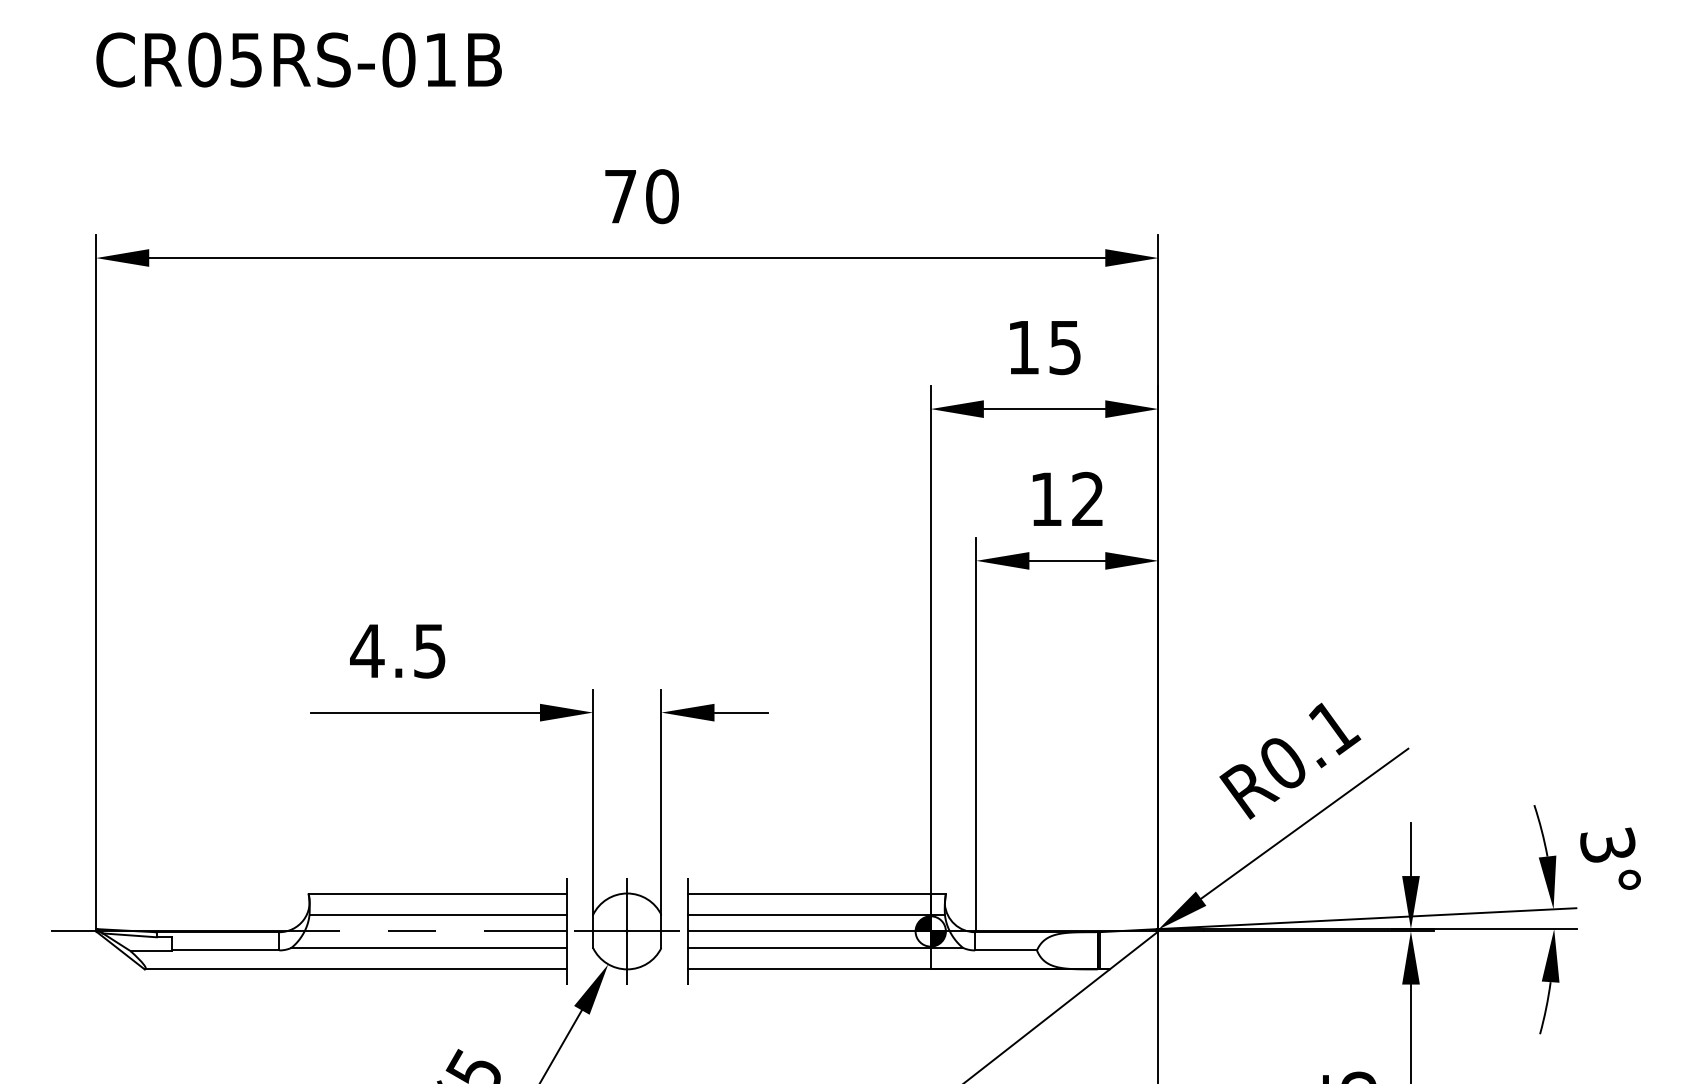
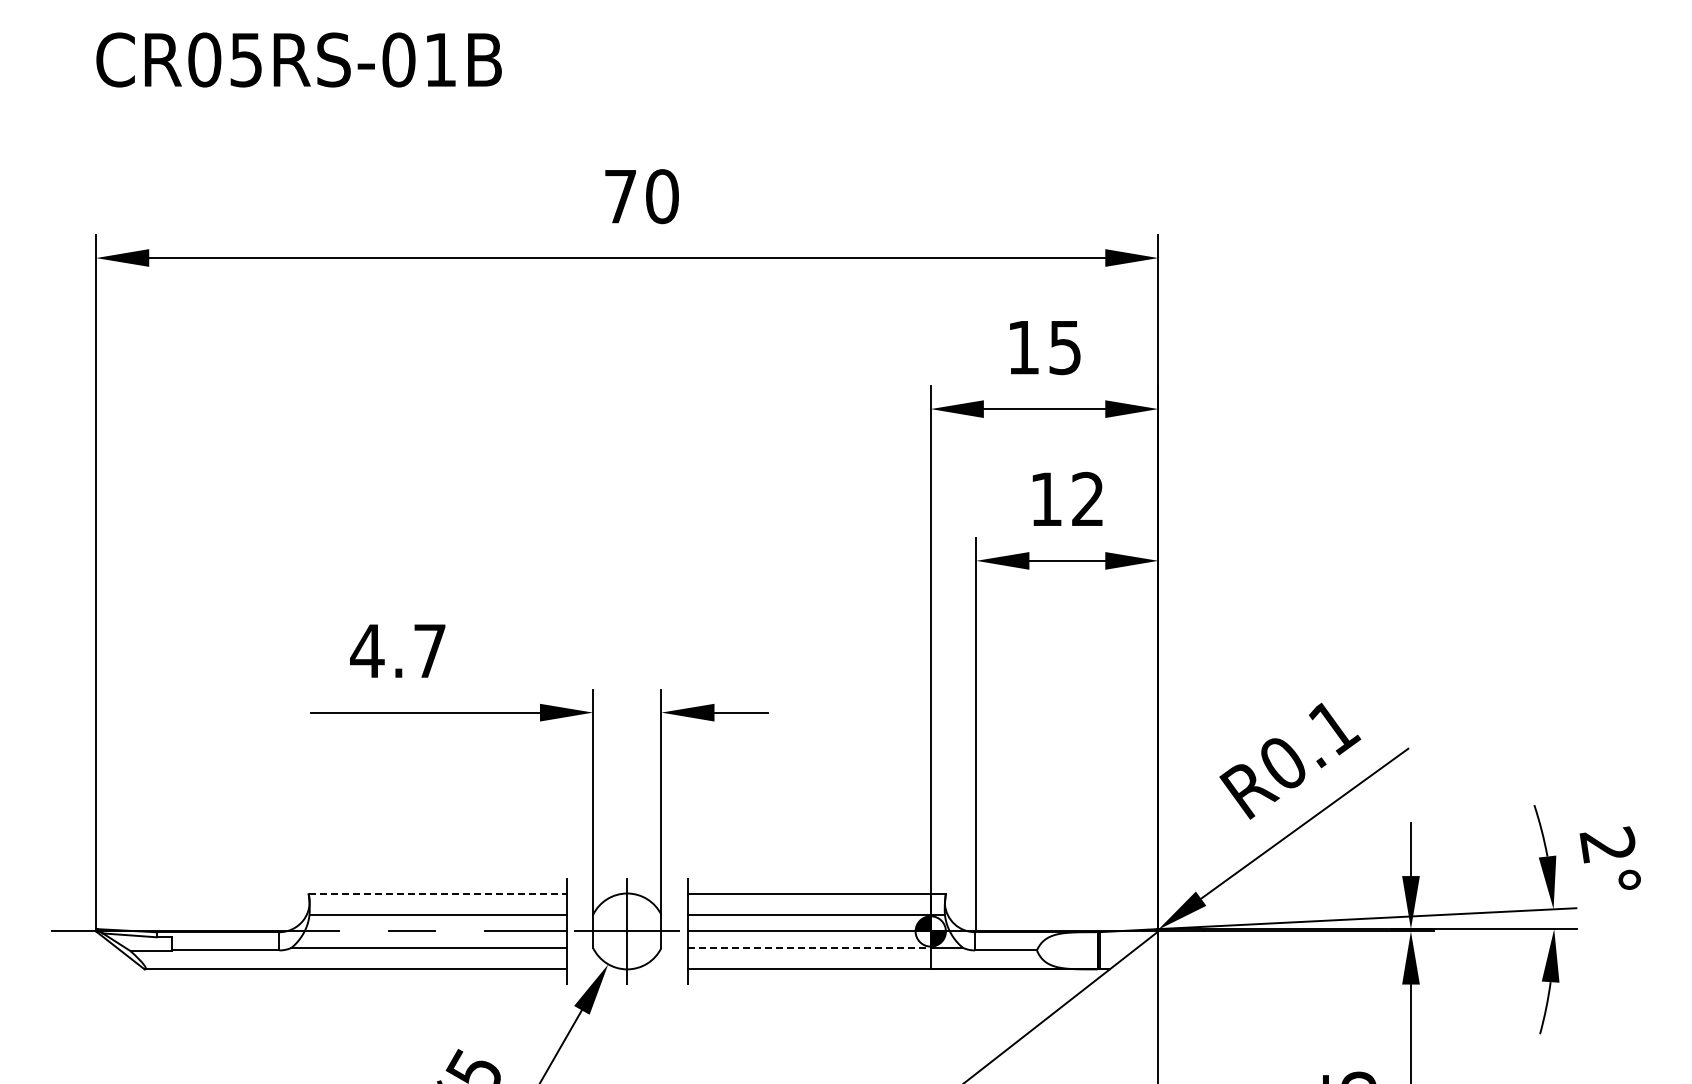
text: 4.5 -> 4.7 (429, 651)
text: 3° -> 2° (1607, 844)
line: solid -> dashed (437, 893)
line: solid -> dashed (809, 947)
